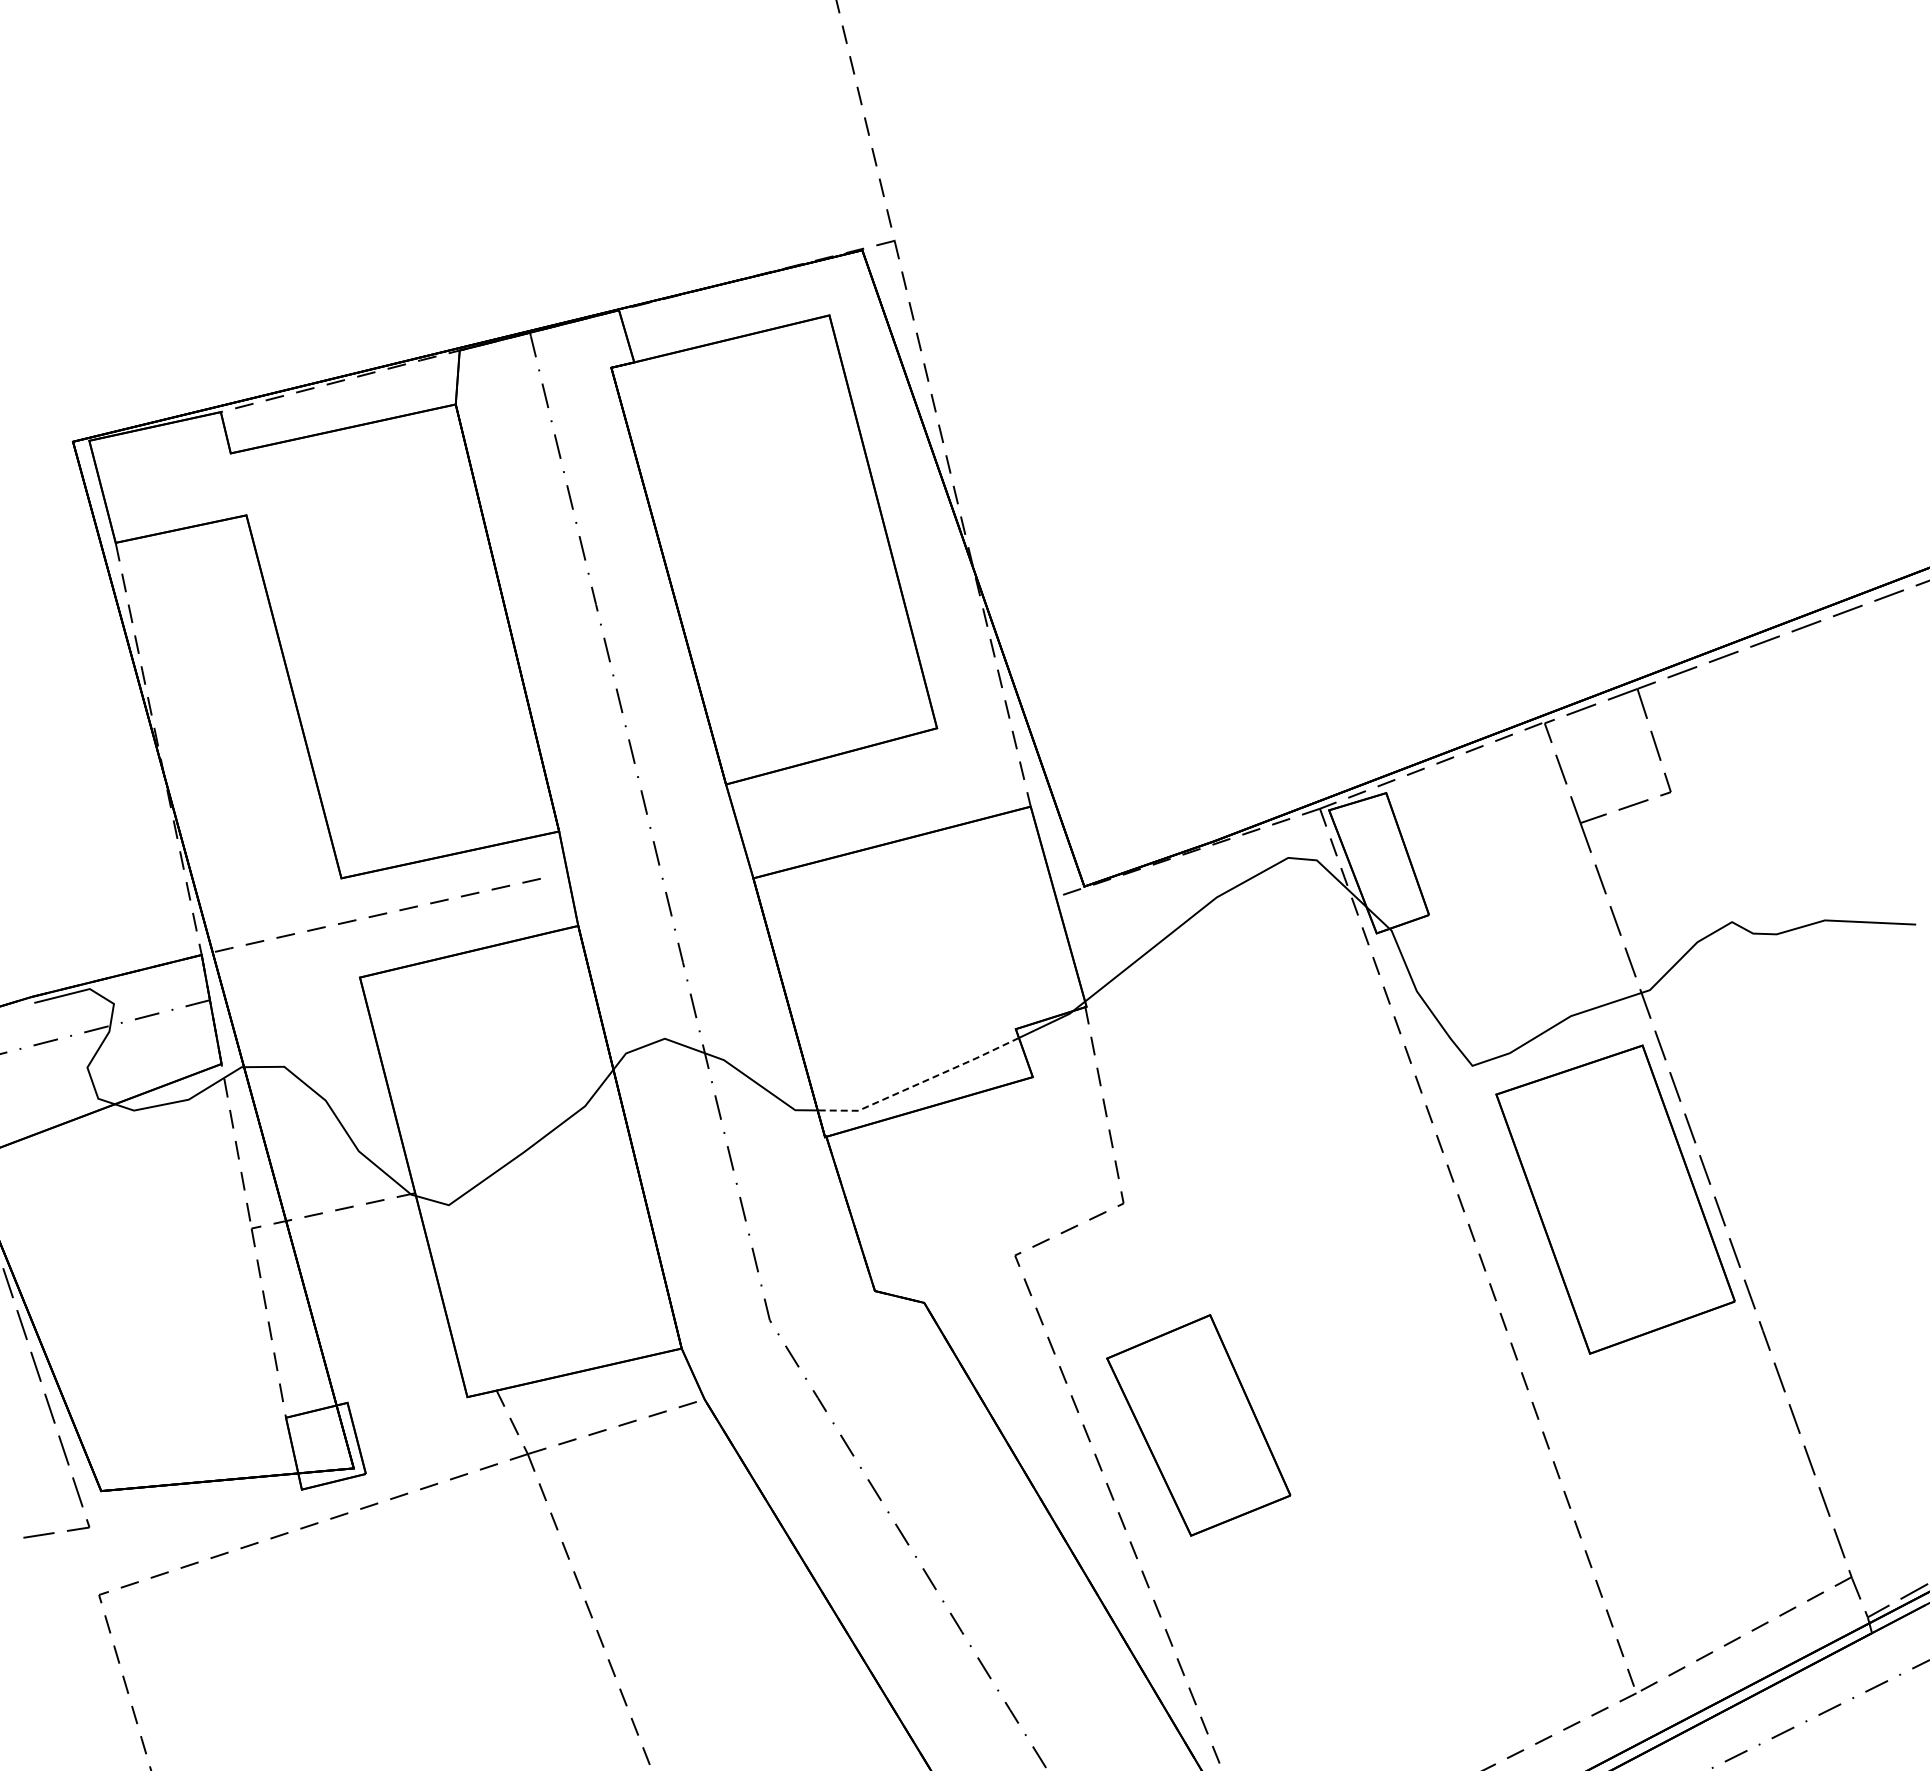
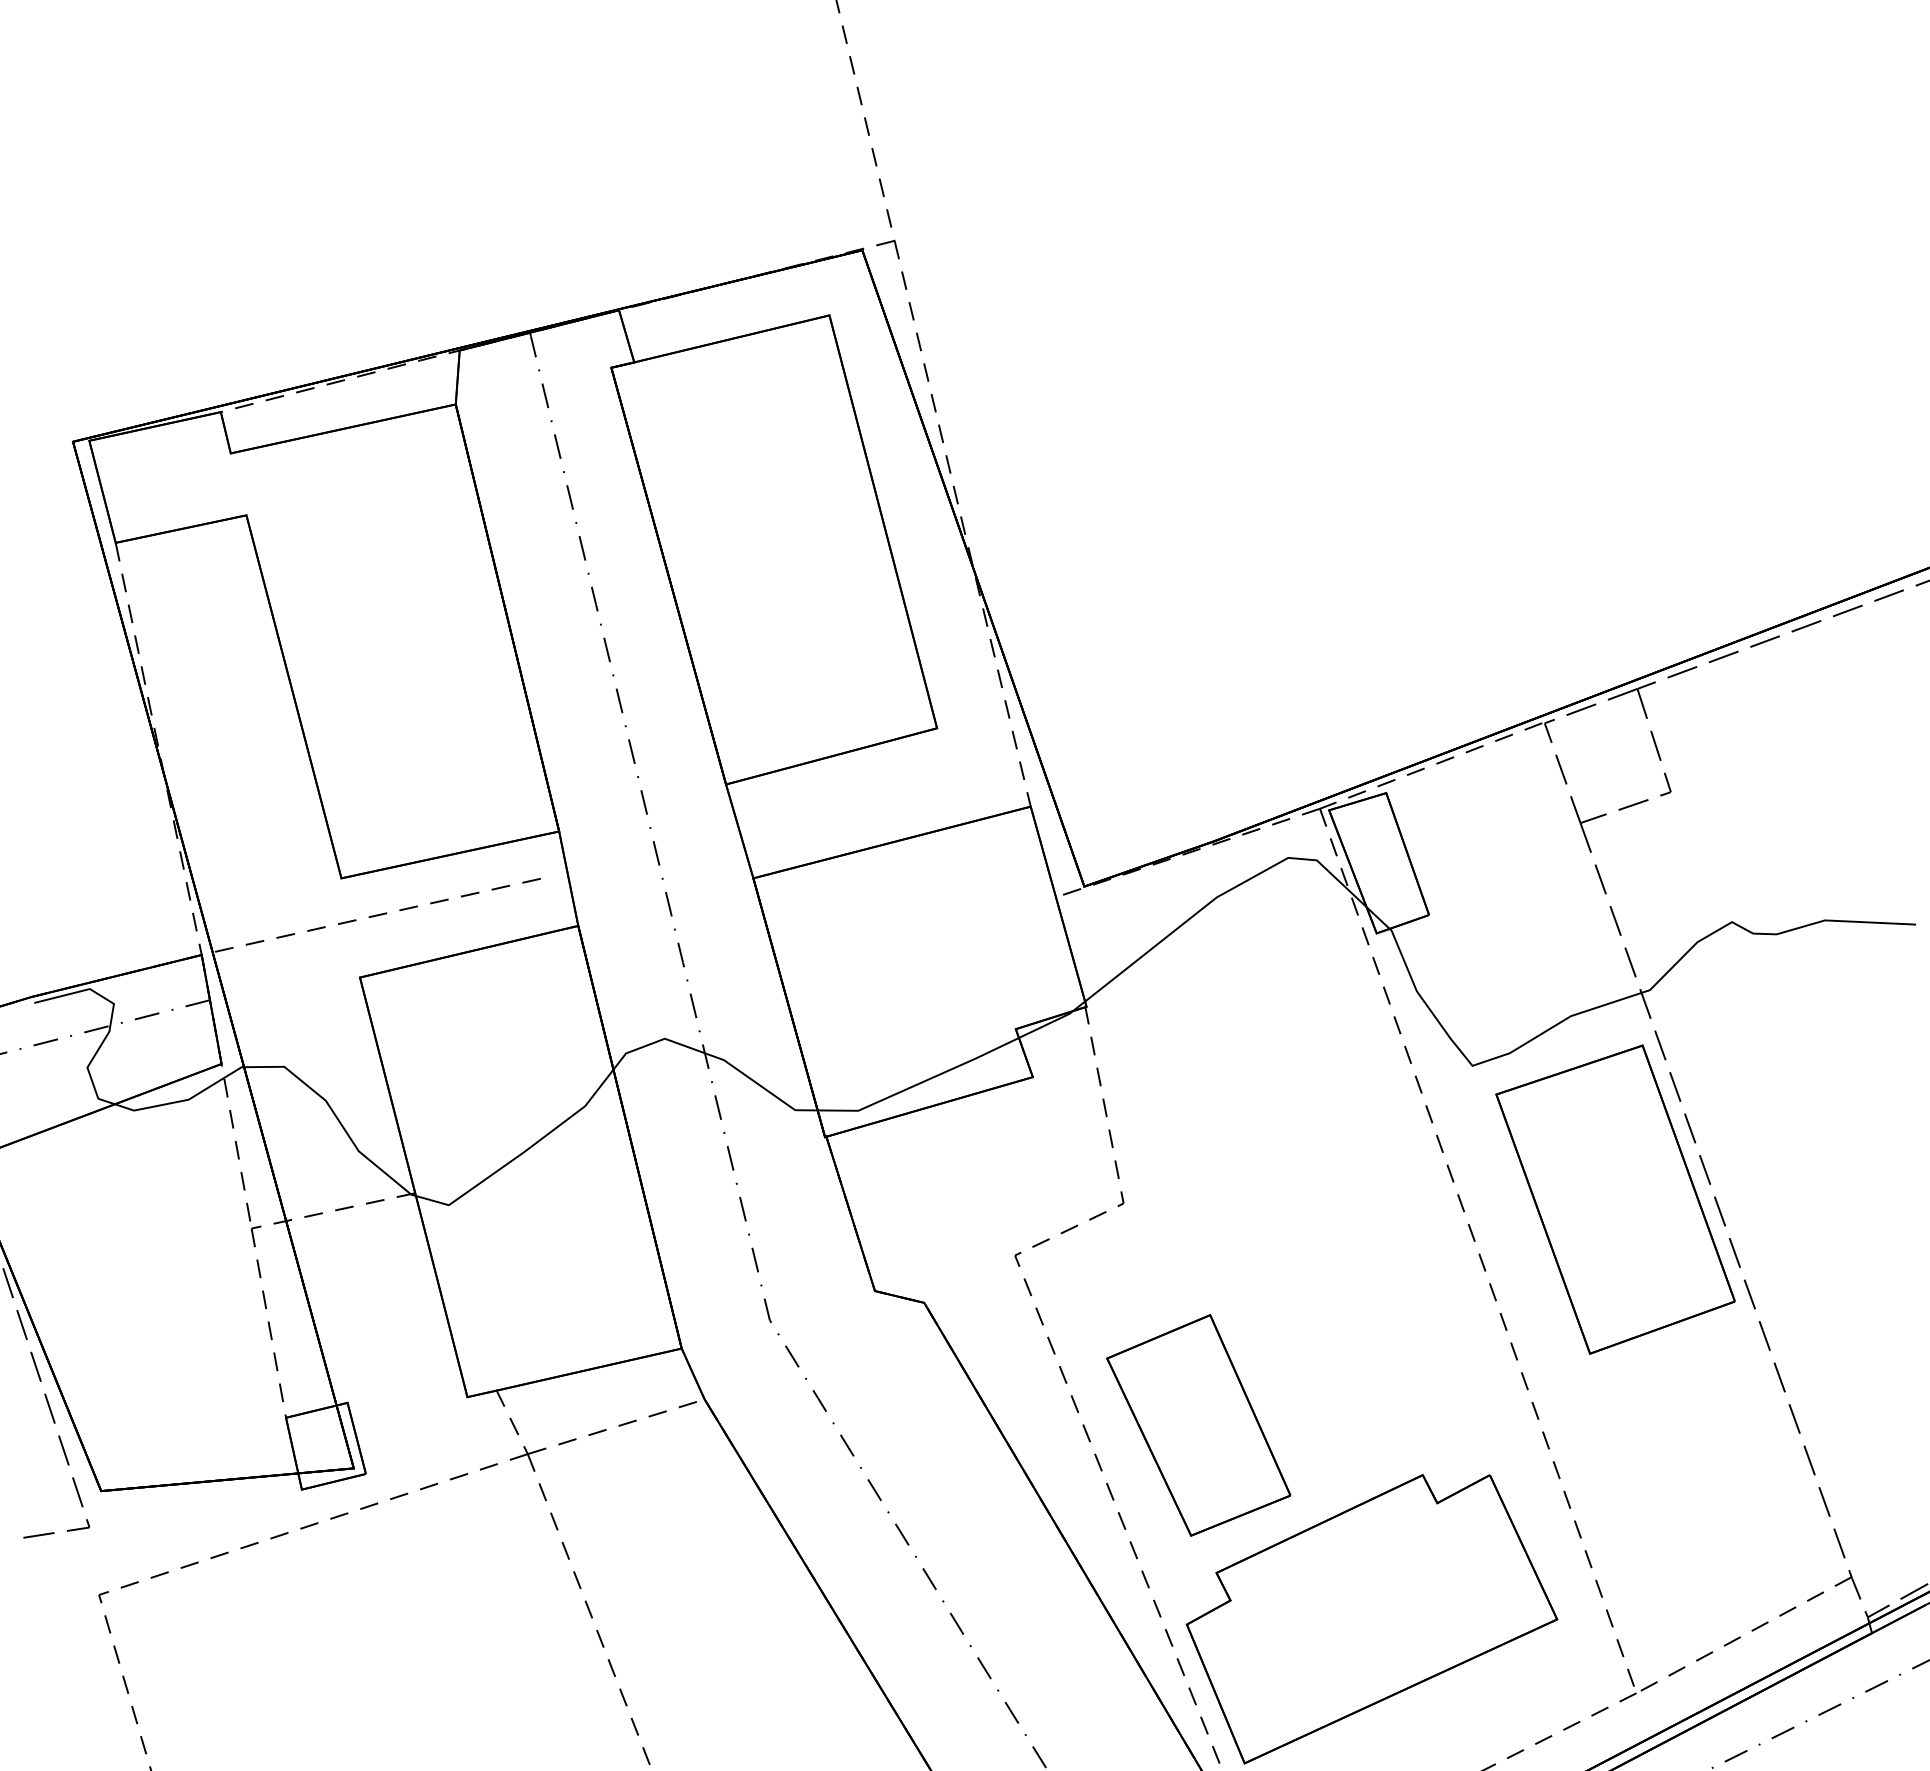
line: dashed -> solid (920, 1083)
part: none -> present (1371, 1619)
